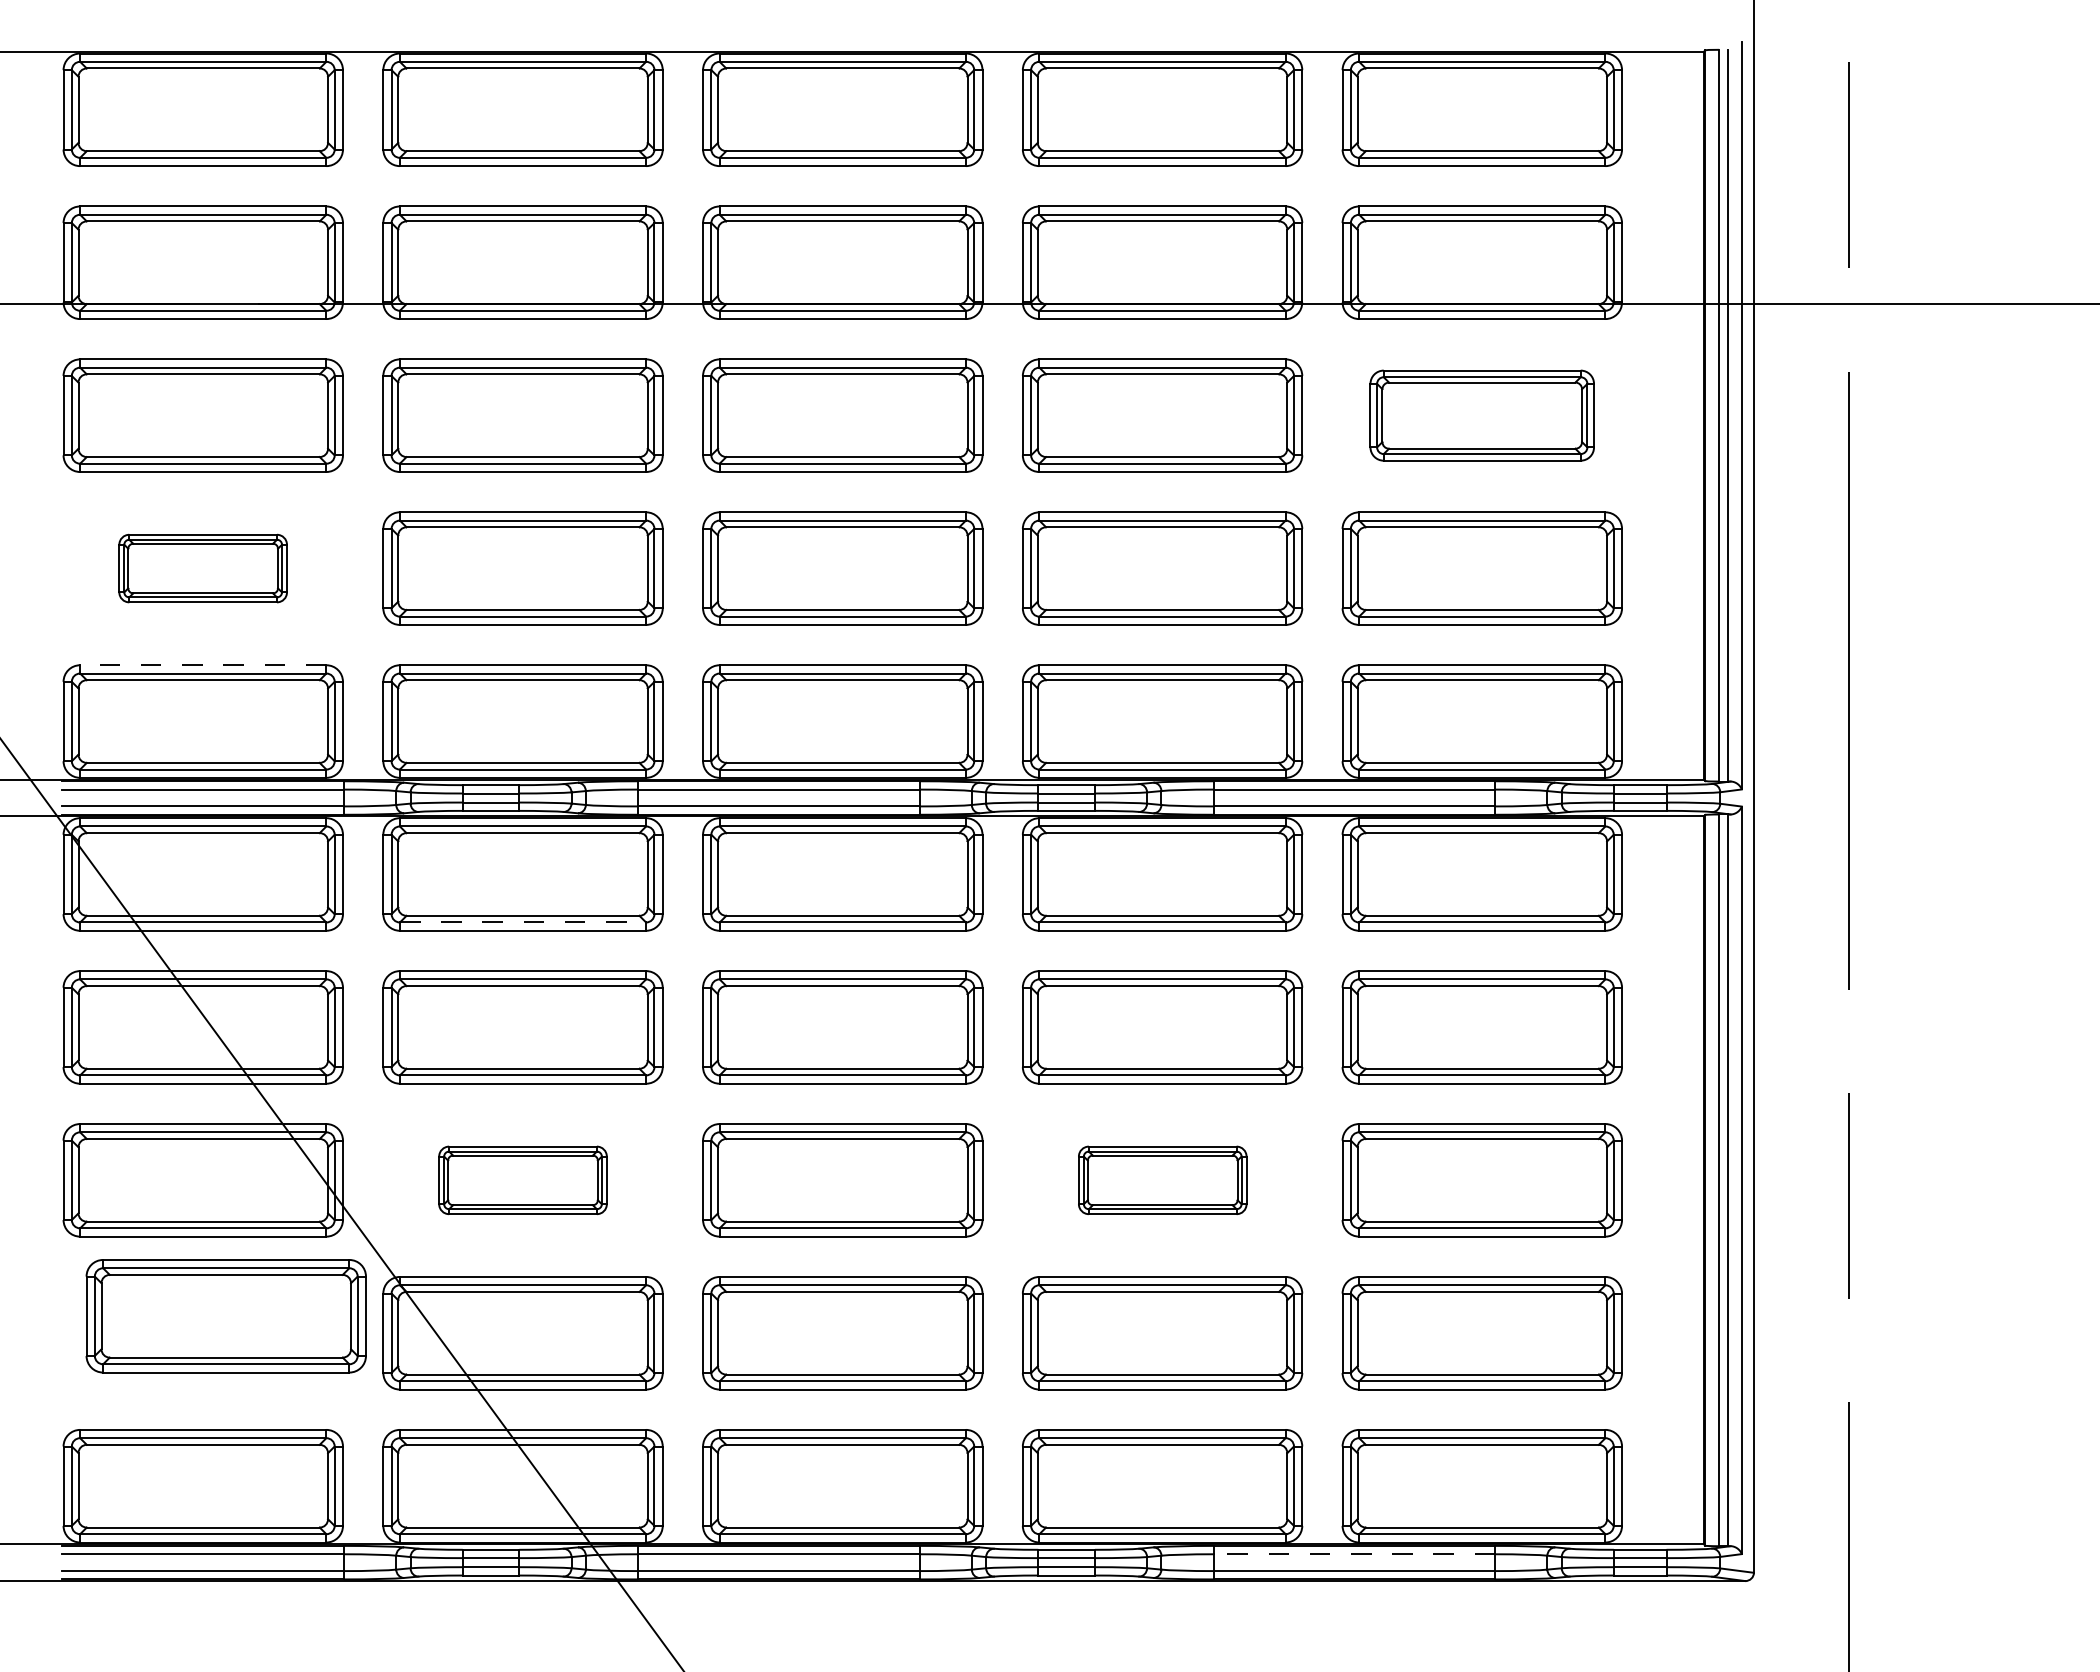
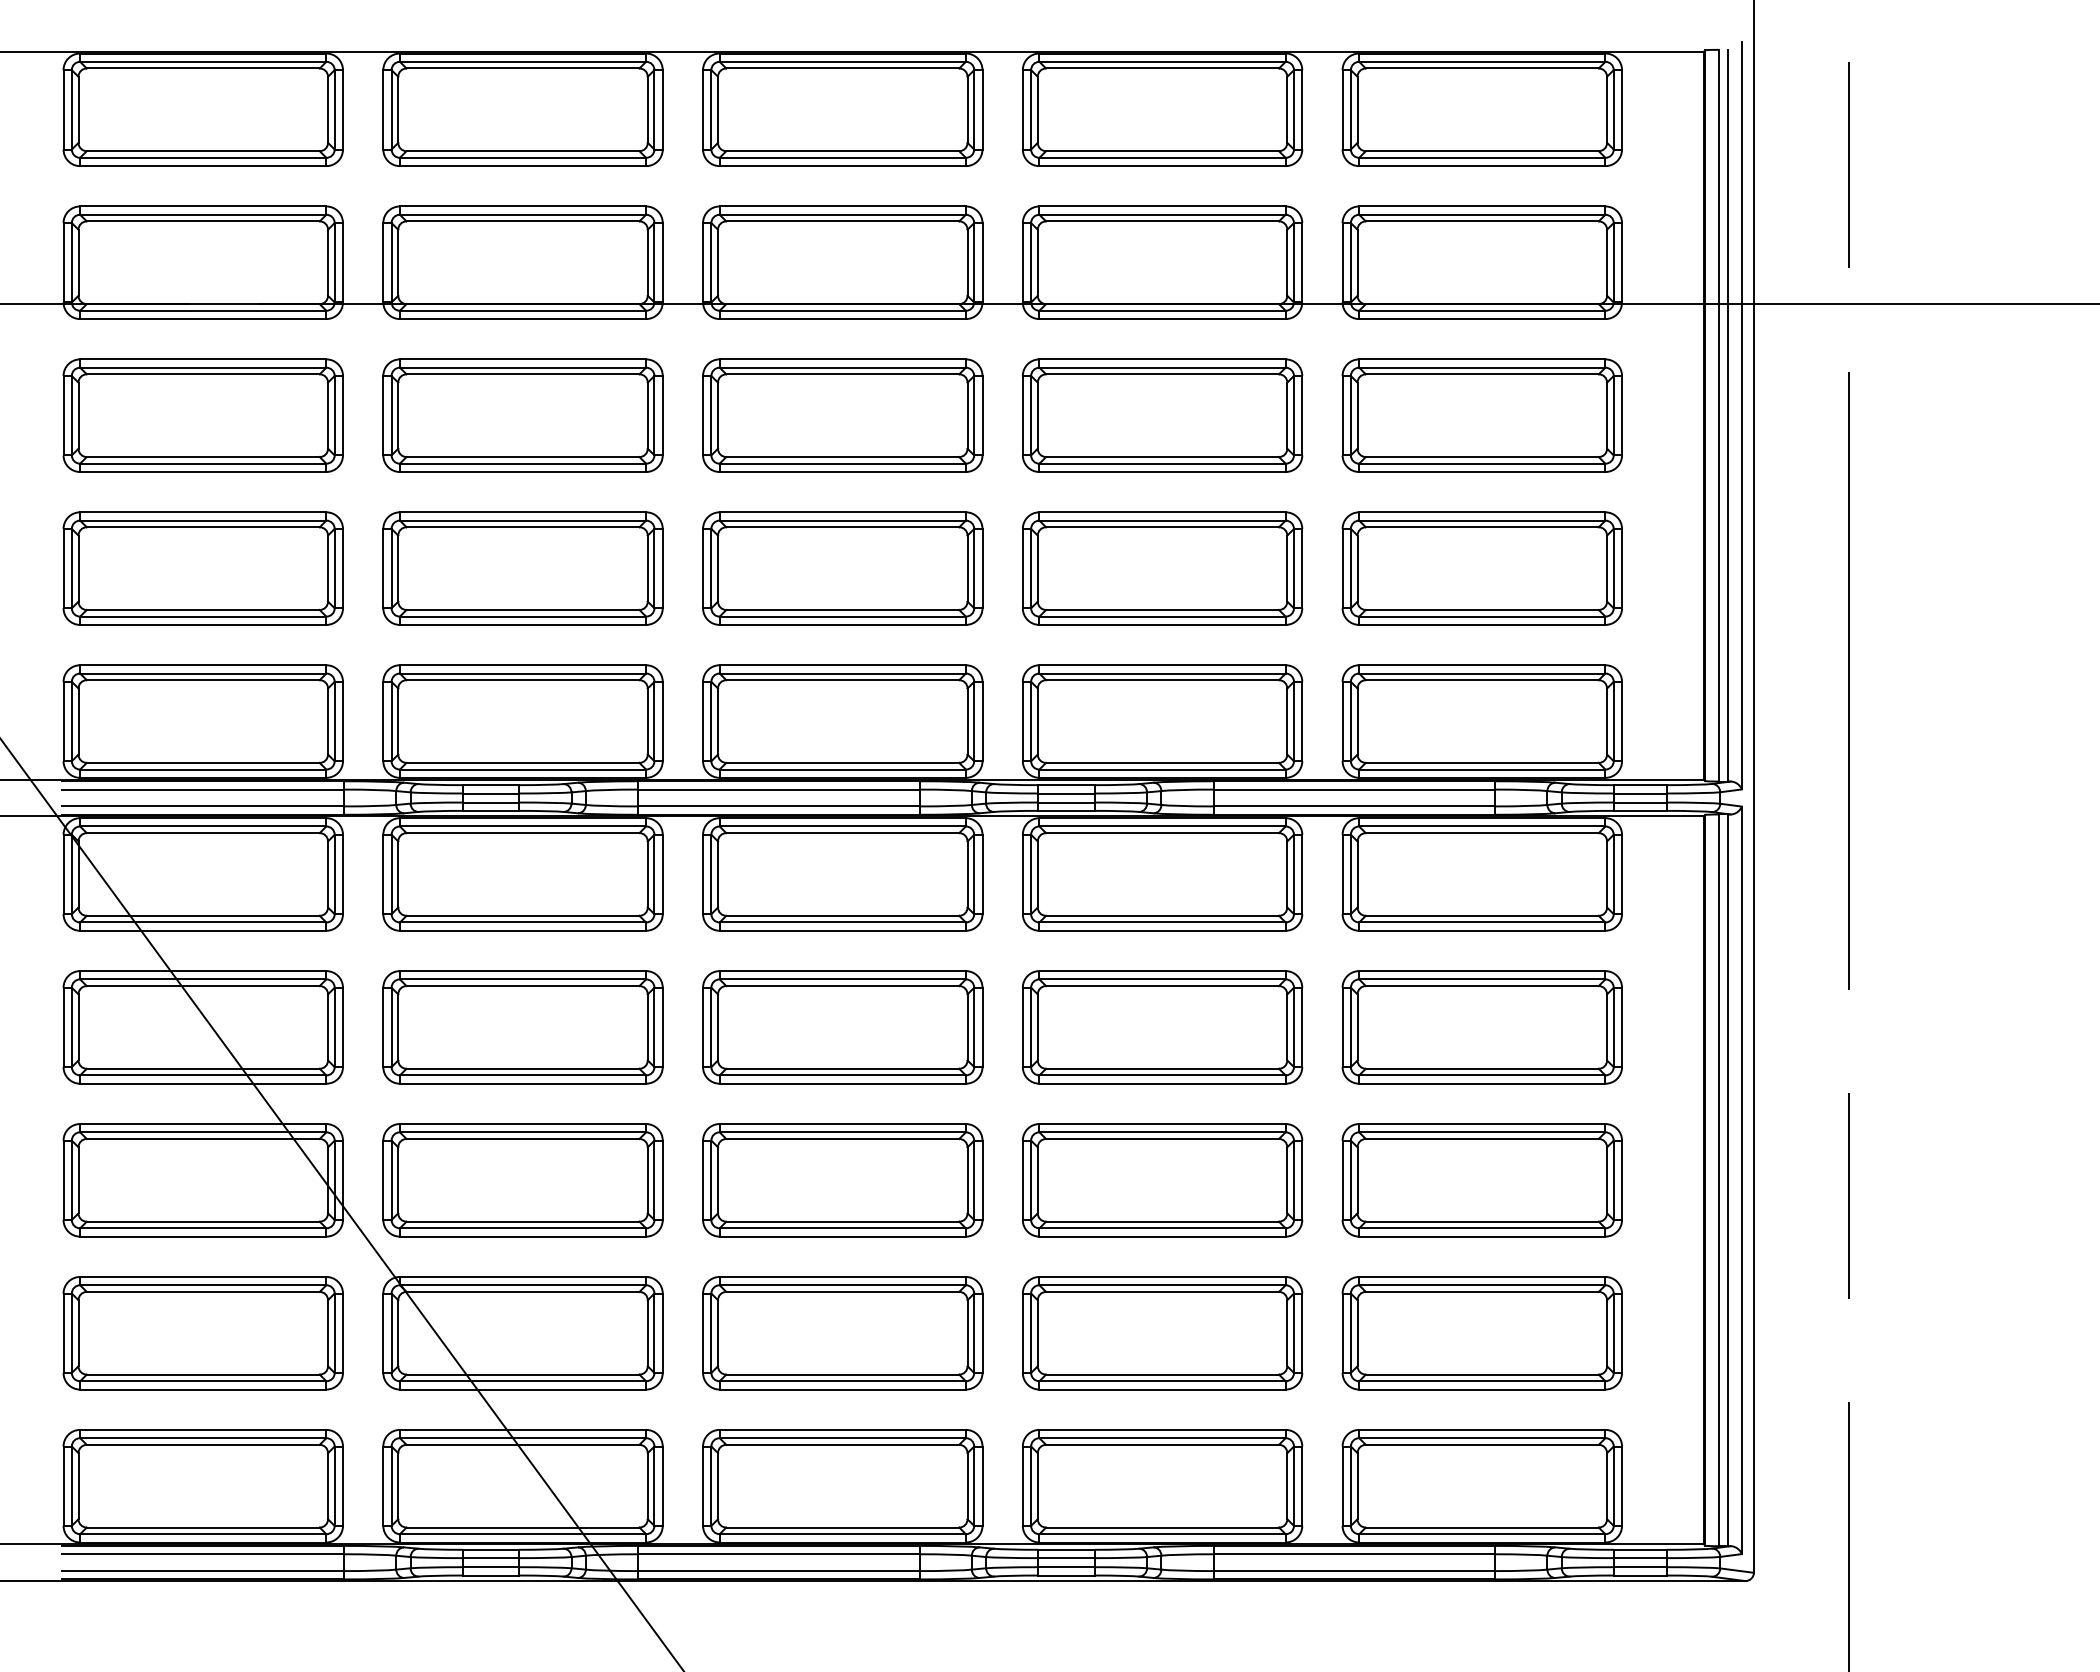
part size: 226x93 px -> 282x115 px (1481, 415)
part size: 170x71 px -> 282x115 px (202, 568)
line: dashed -> solid (202, 665)
line: dashed -> solid (523, 922)
part size: 170x70 px -> 282x115 px (1162, 1180)
part size: 170x71 px -> 282x115 px (522, 1180)
part position: (225, 1316) -> (202, 1333) (202, 1333)
line: dashed -> solid (1354, 1554)
